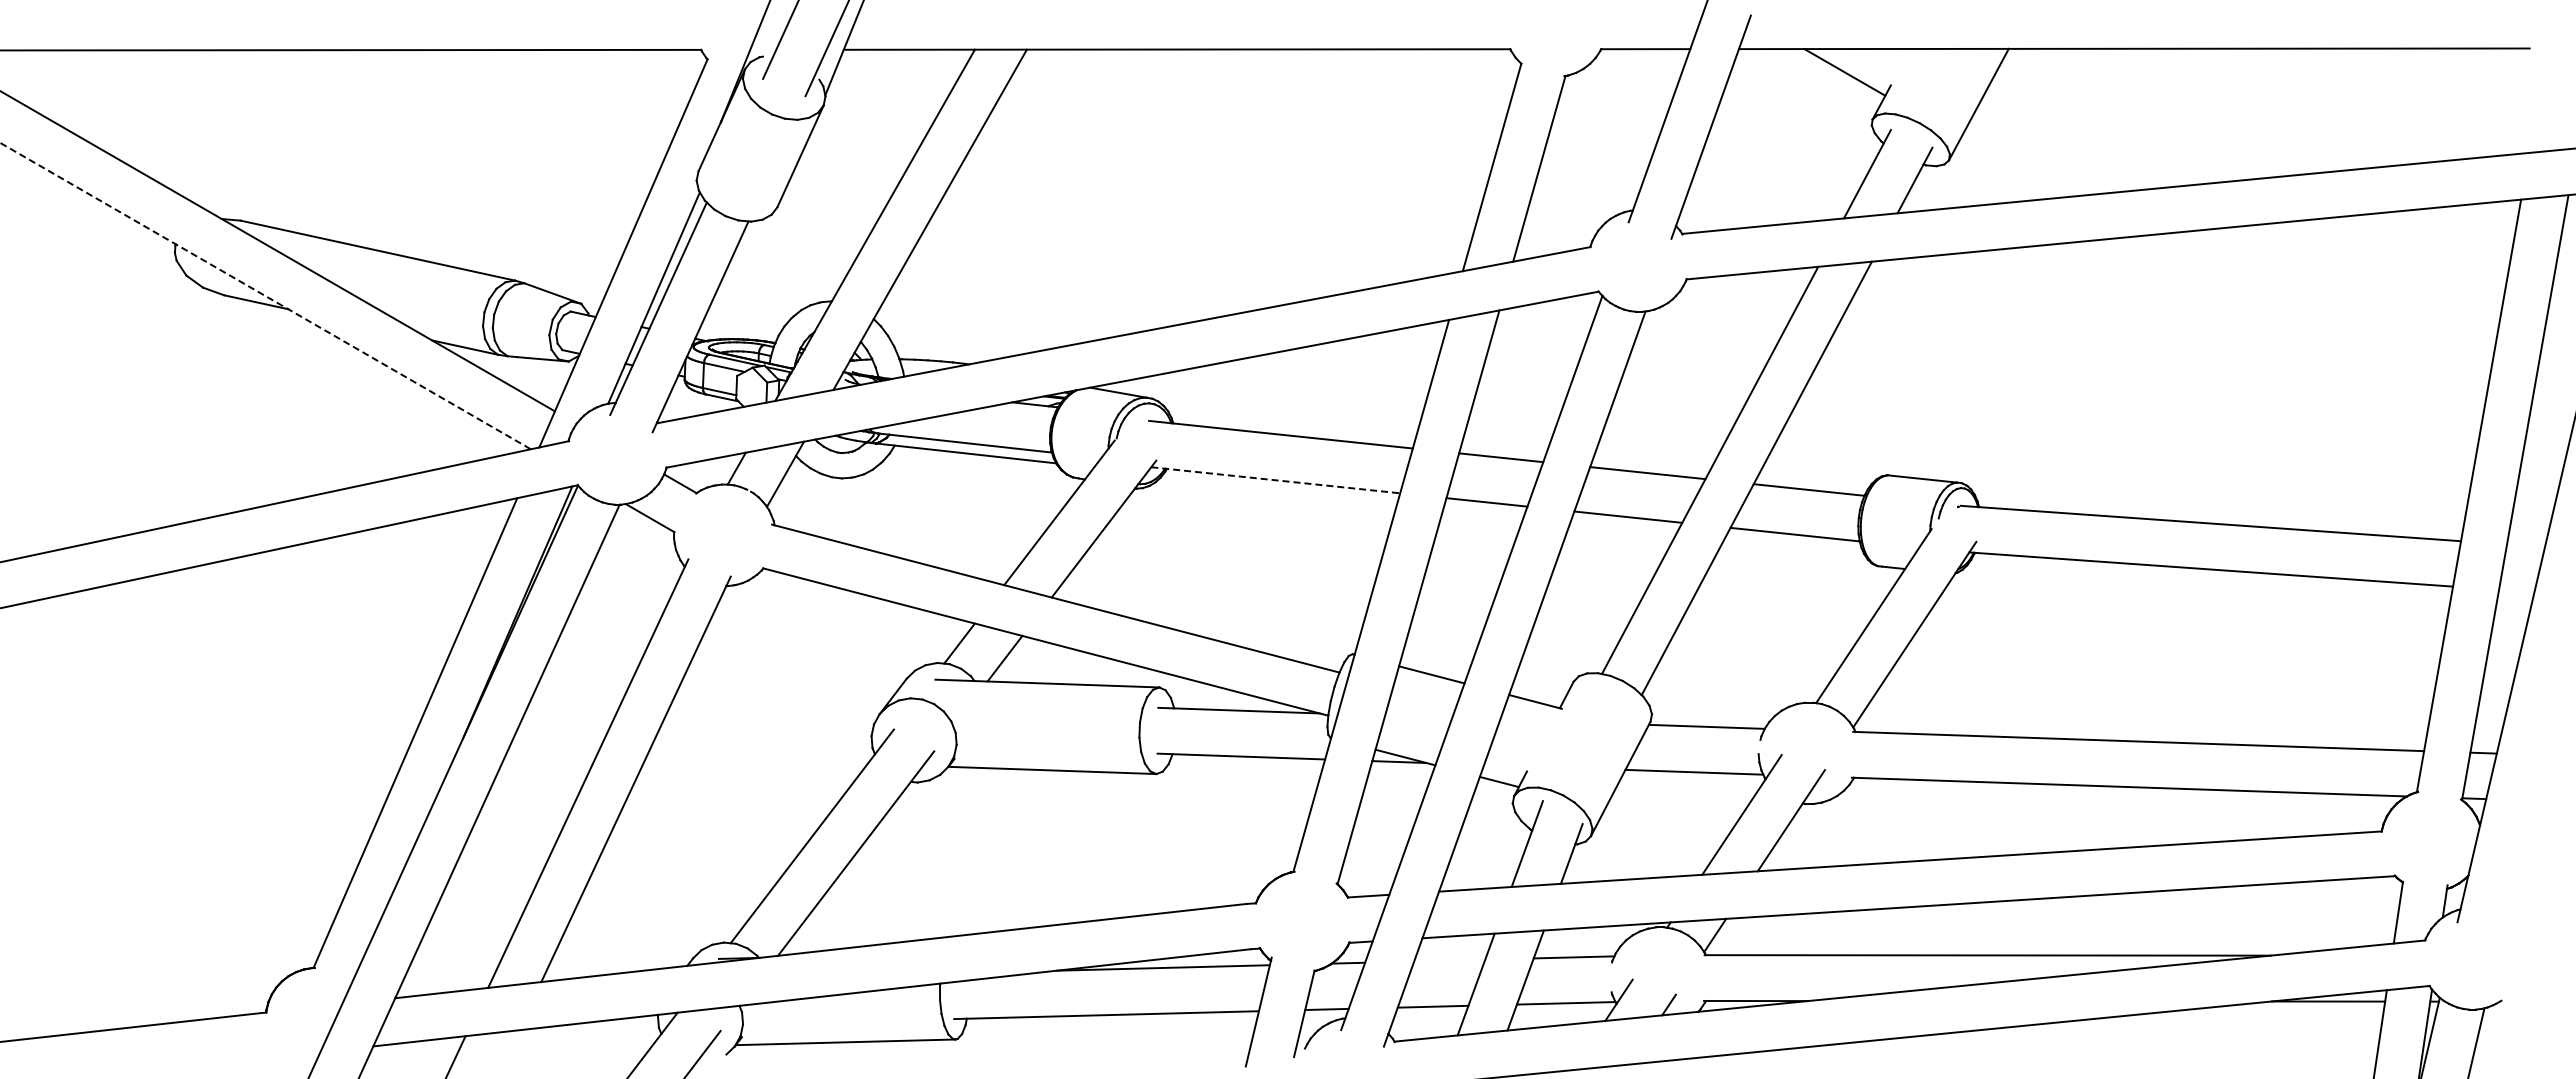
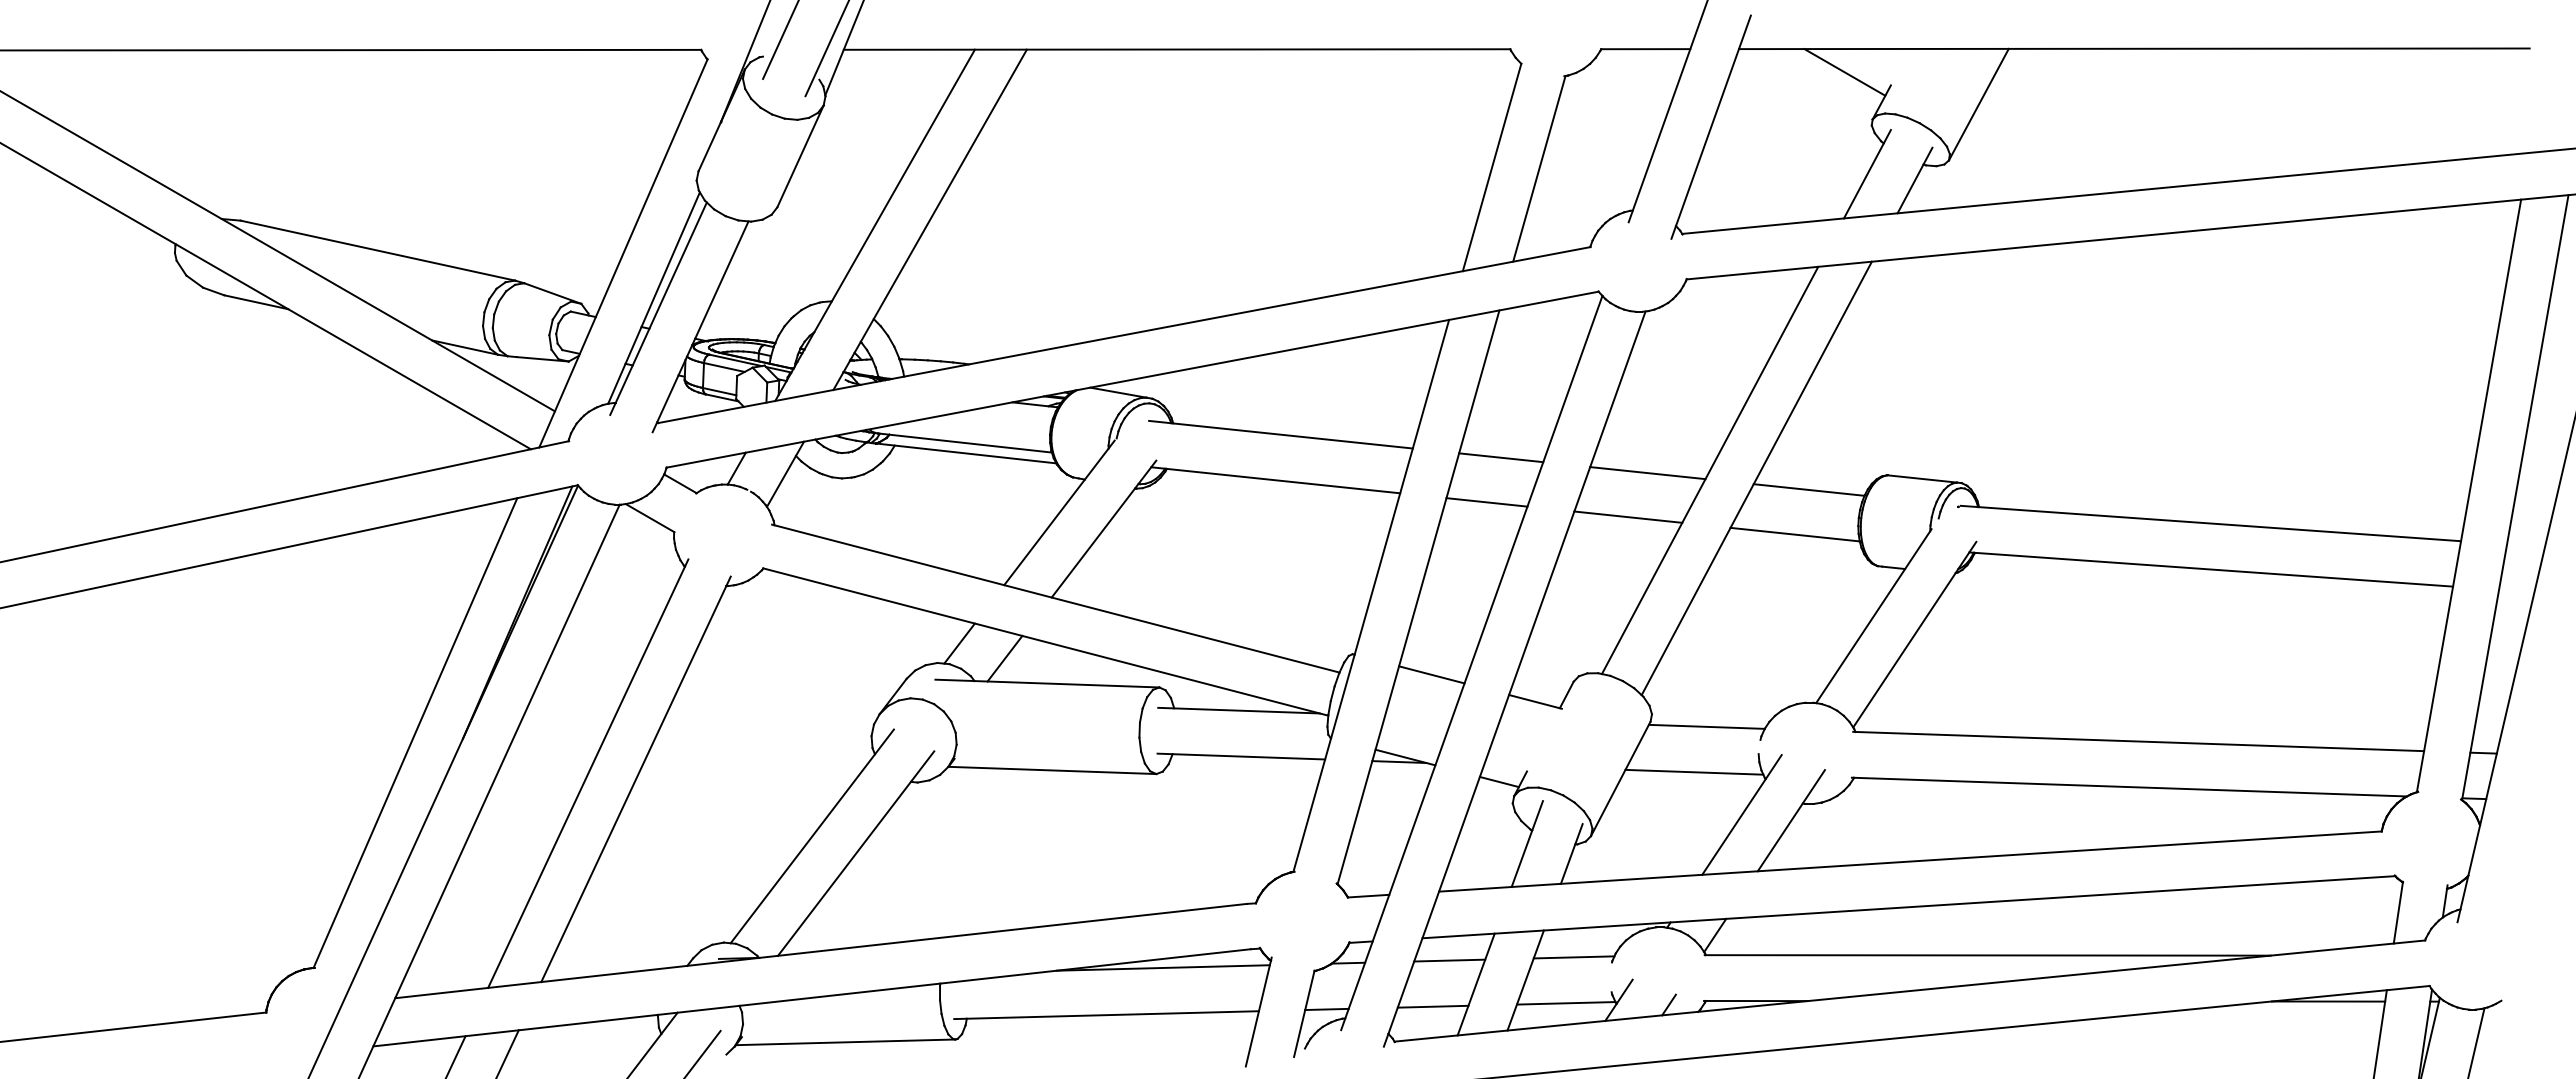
line: dashed -> solid (266, 296)
line: dashed -> solid (1276, 480)
line: none -> present (1449, 960)
line: none -> present (507, 1052)
